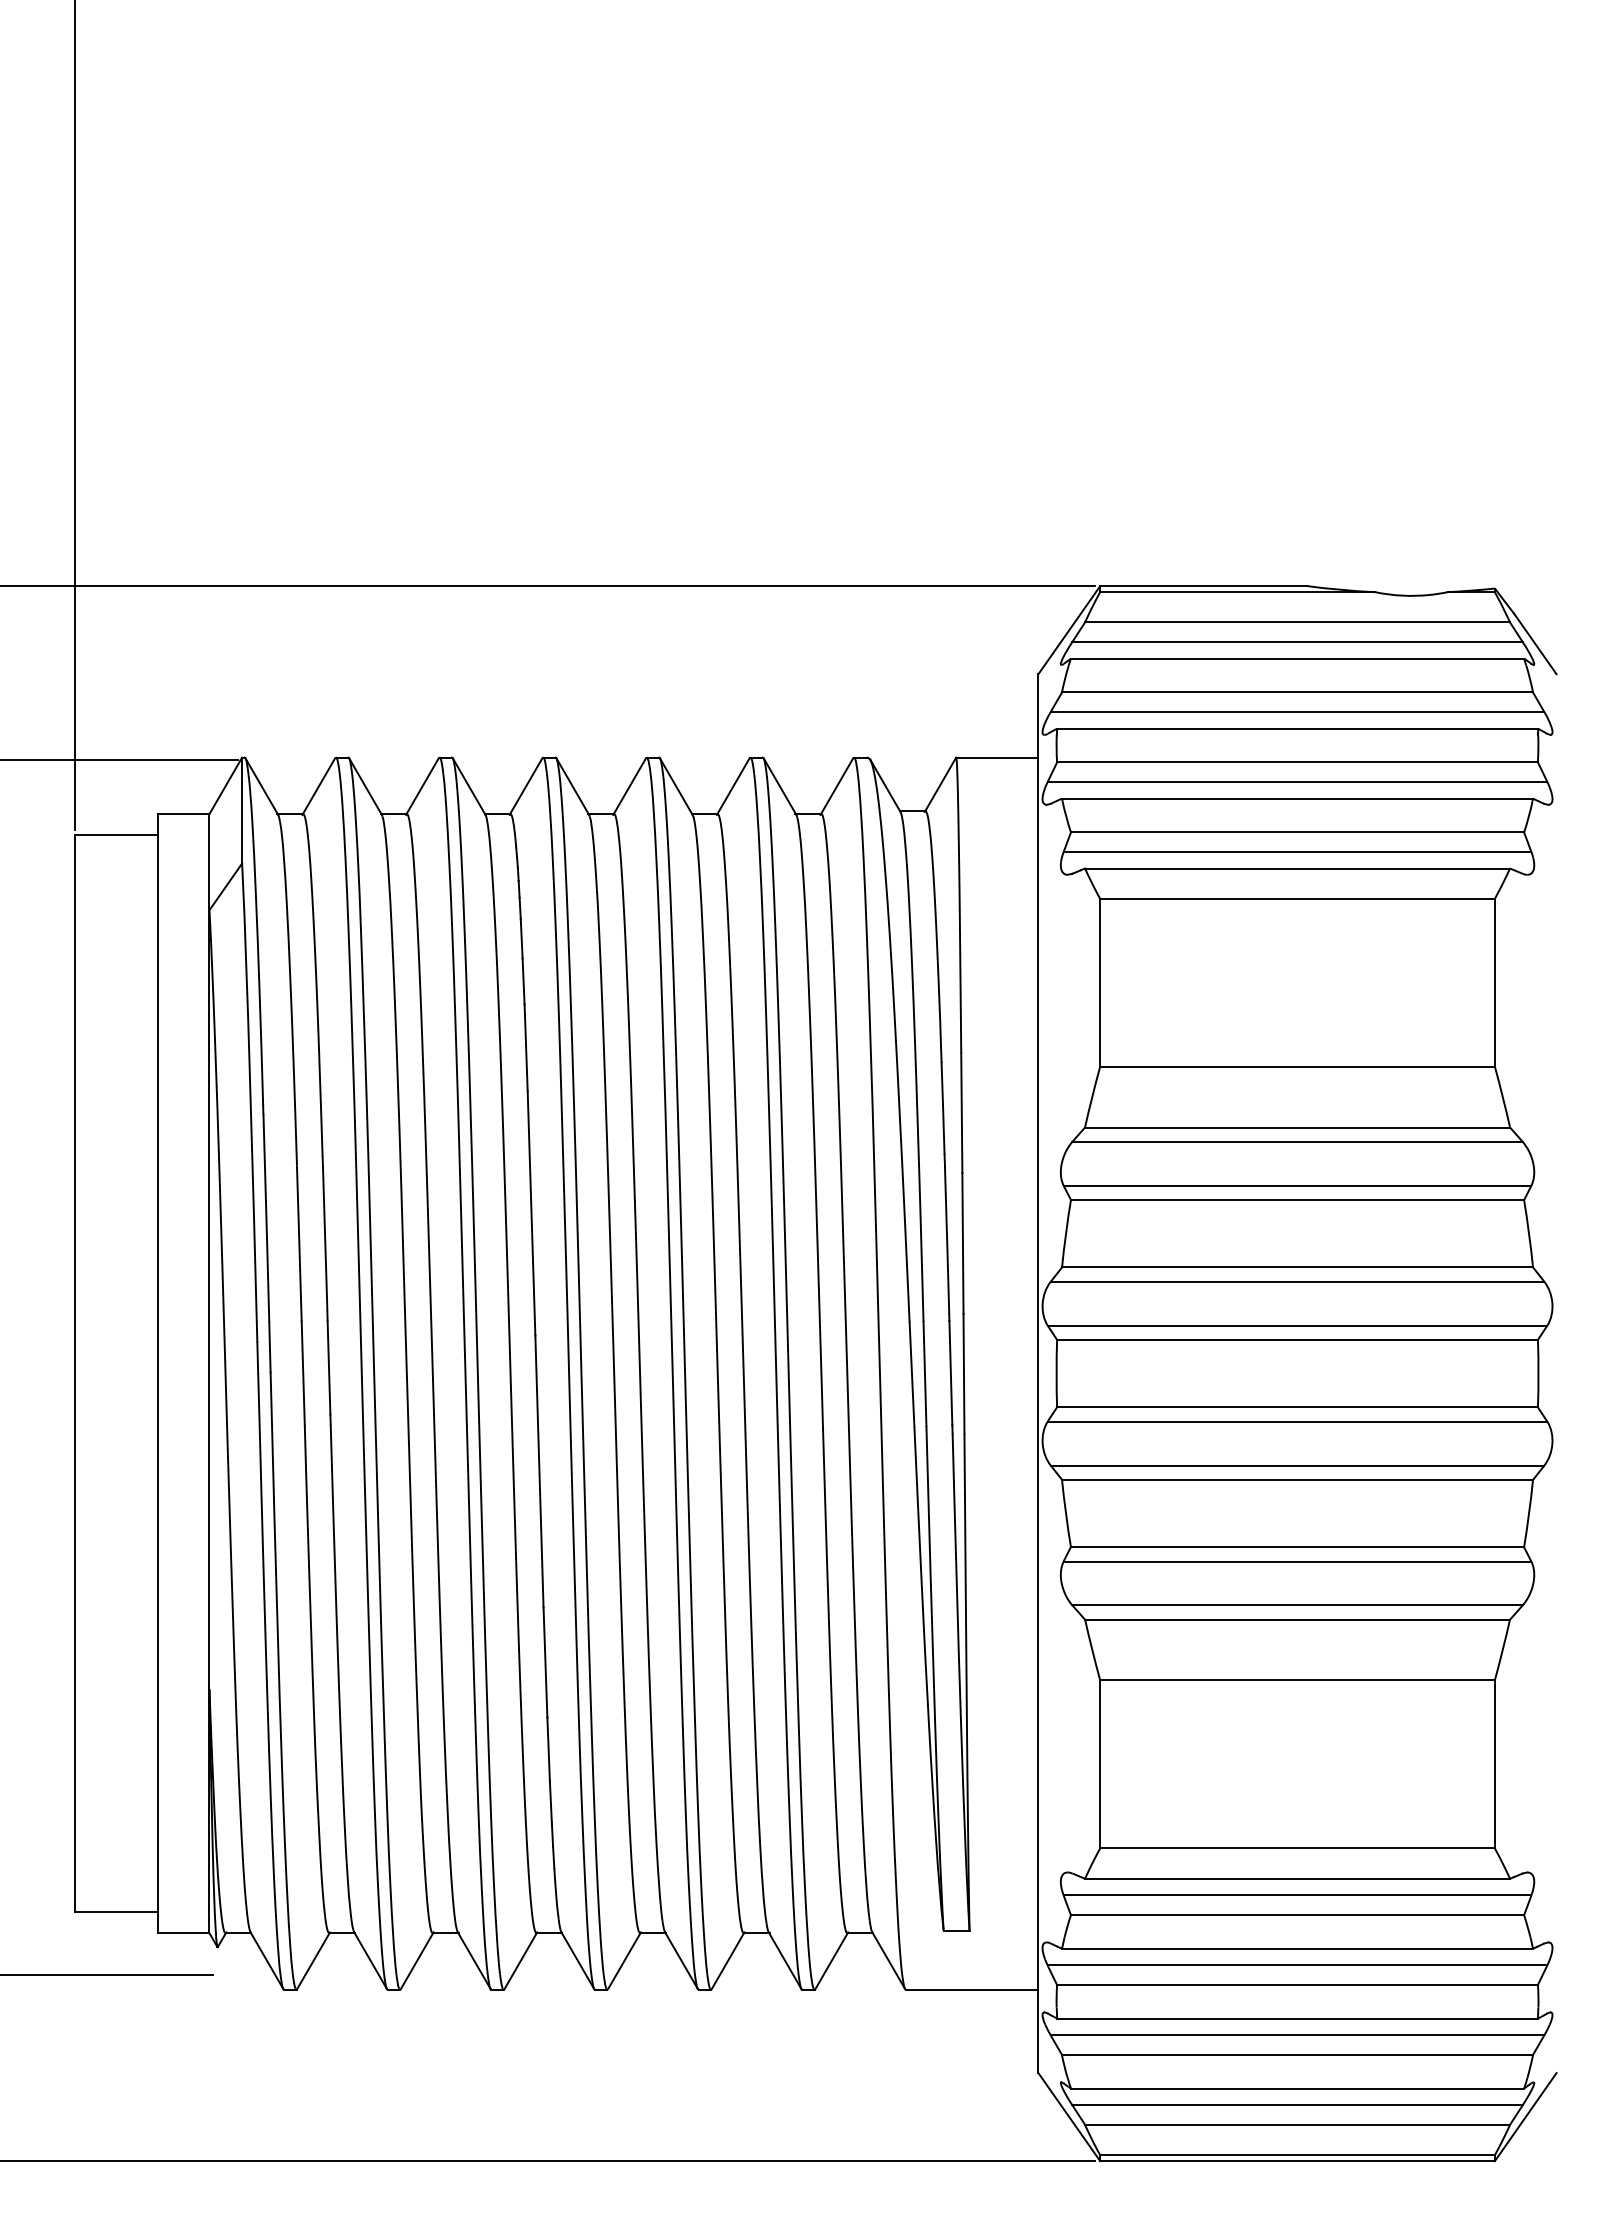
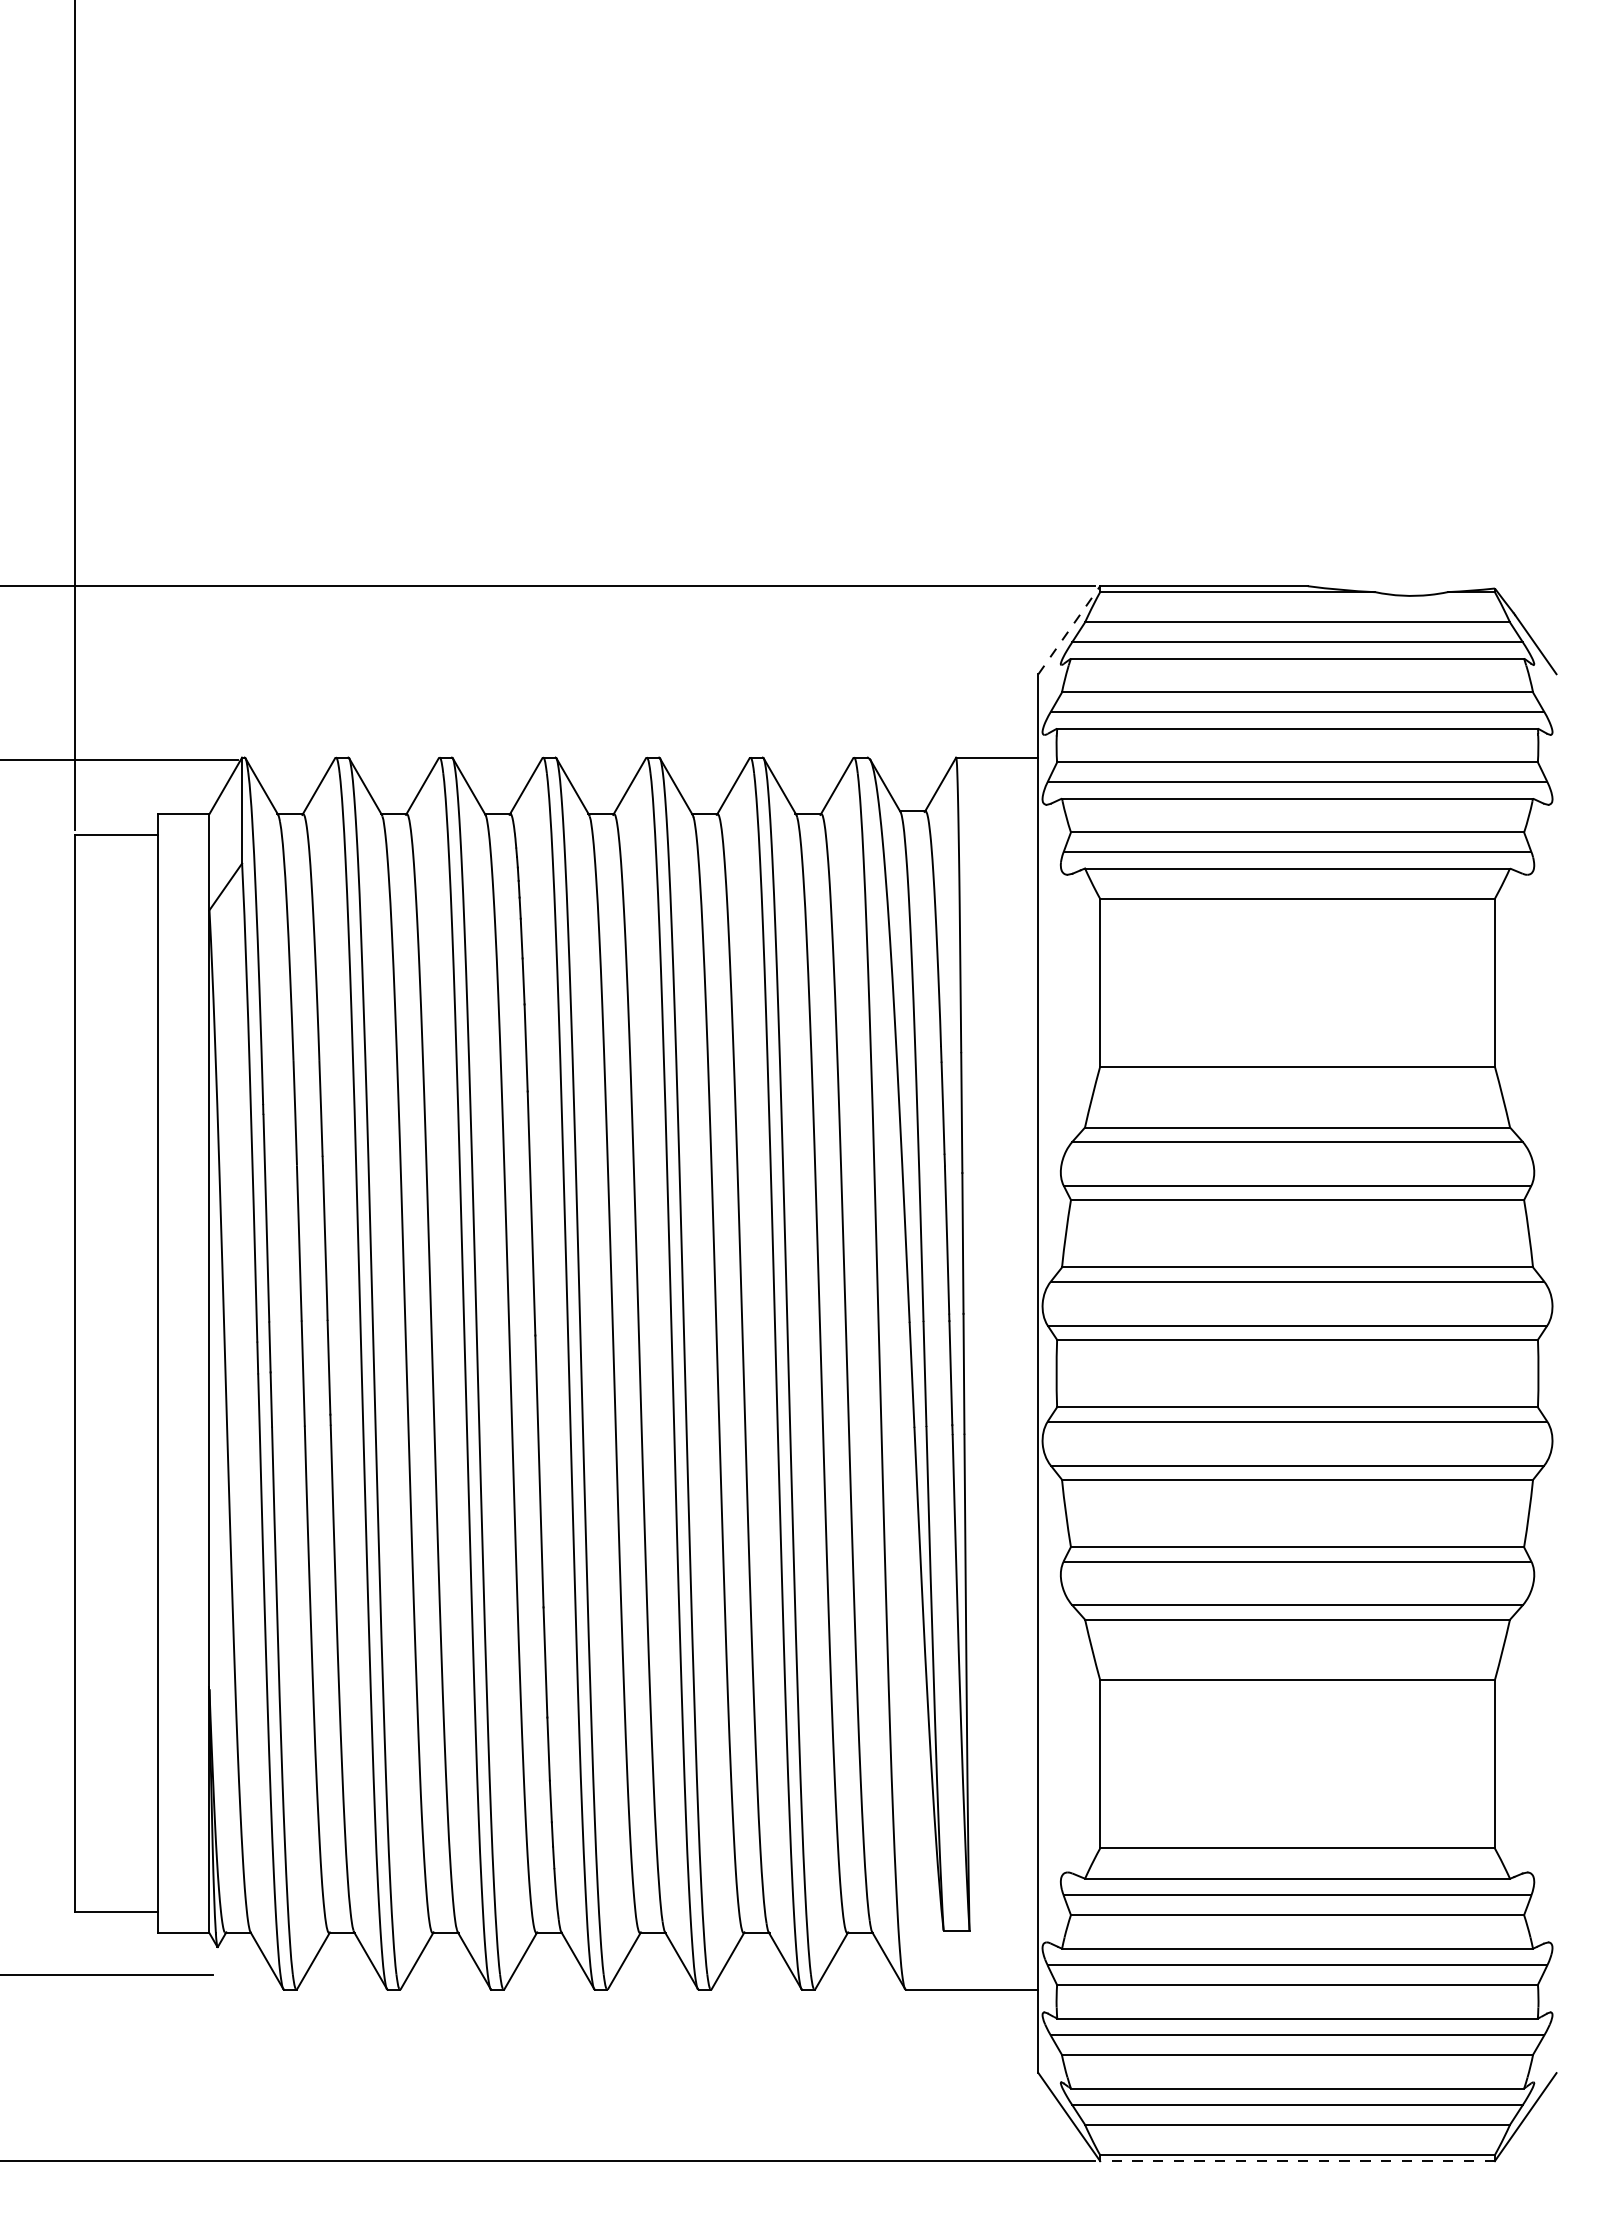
line: solid -> dashed (1069, 630)
line: solid -> dashed (1297, 2161)
